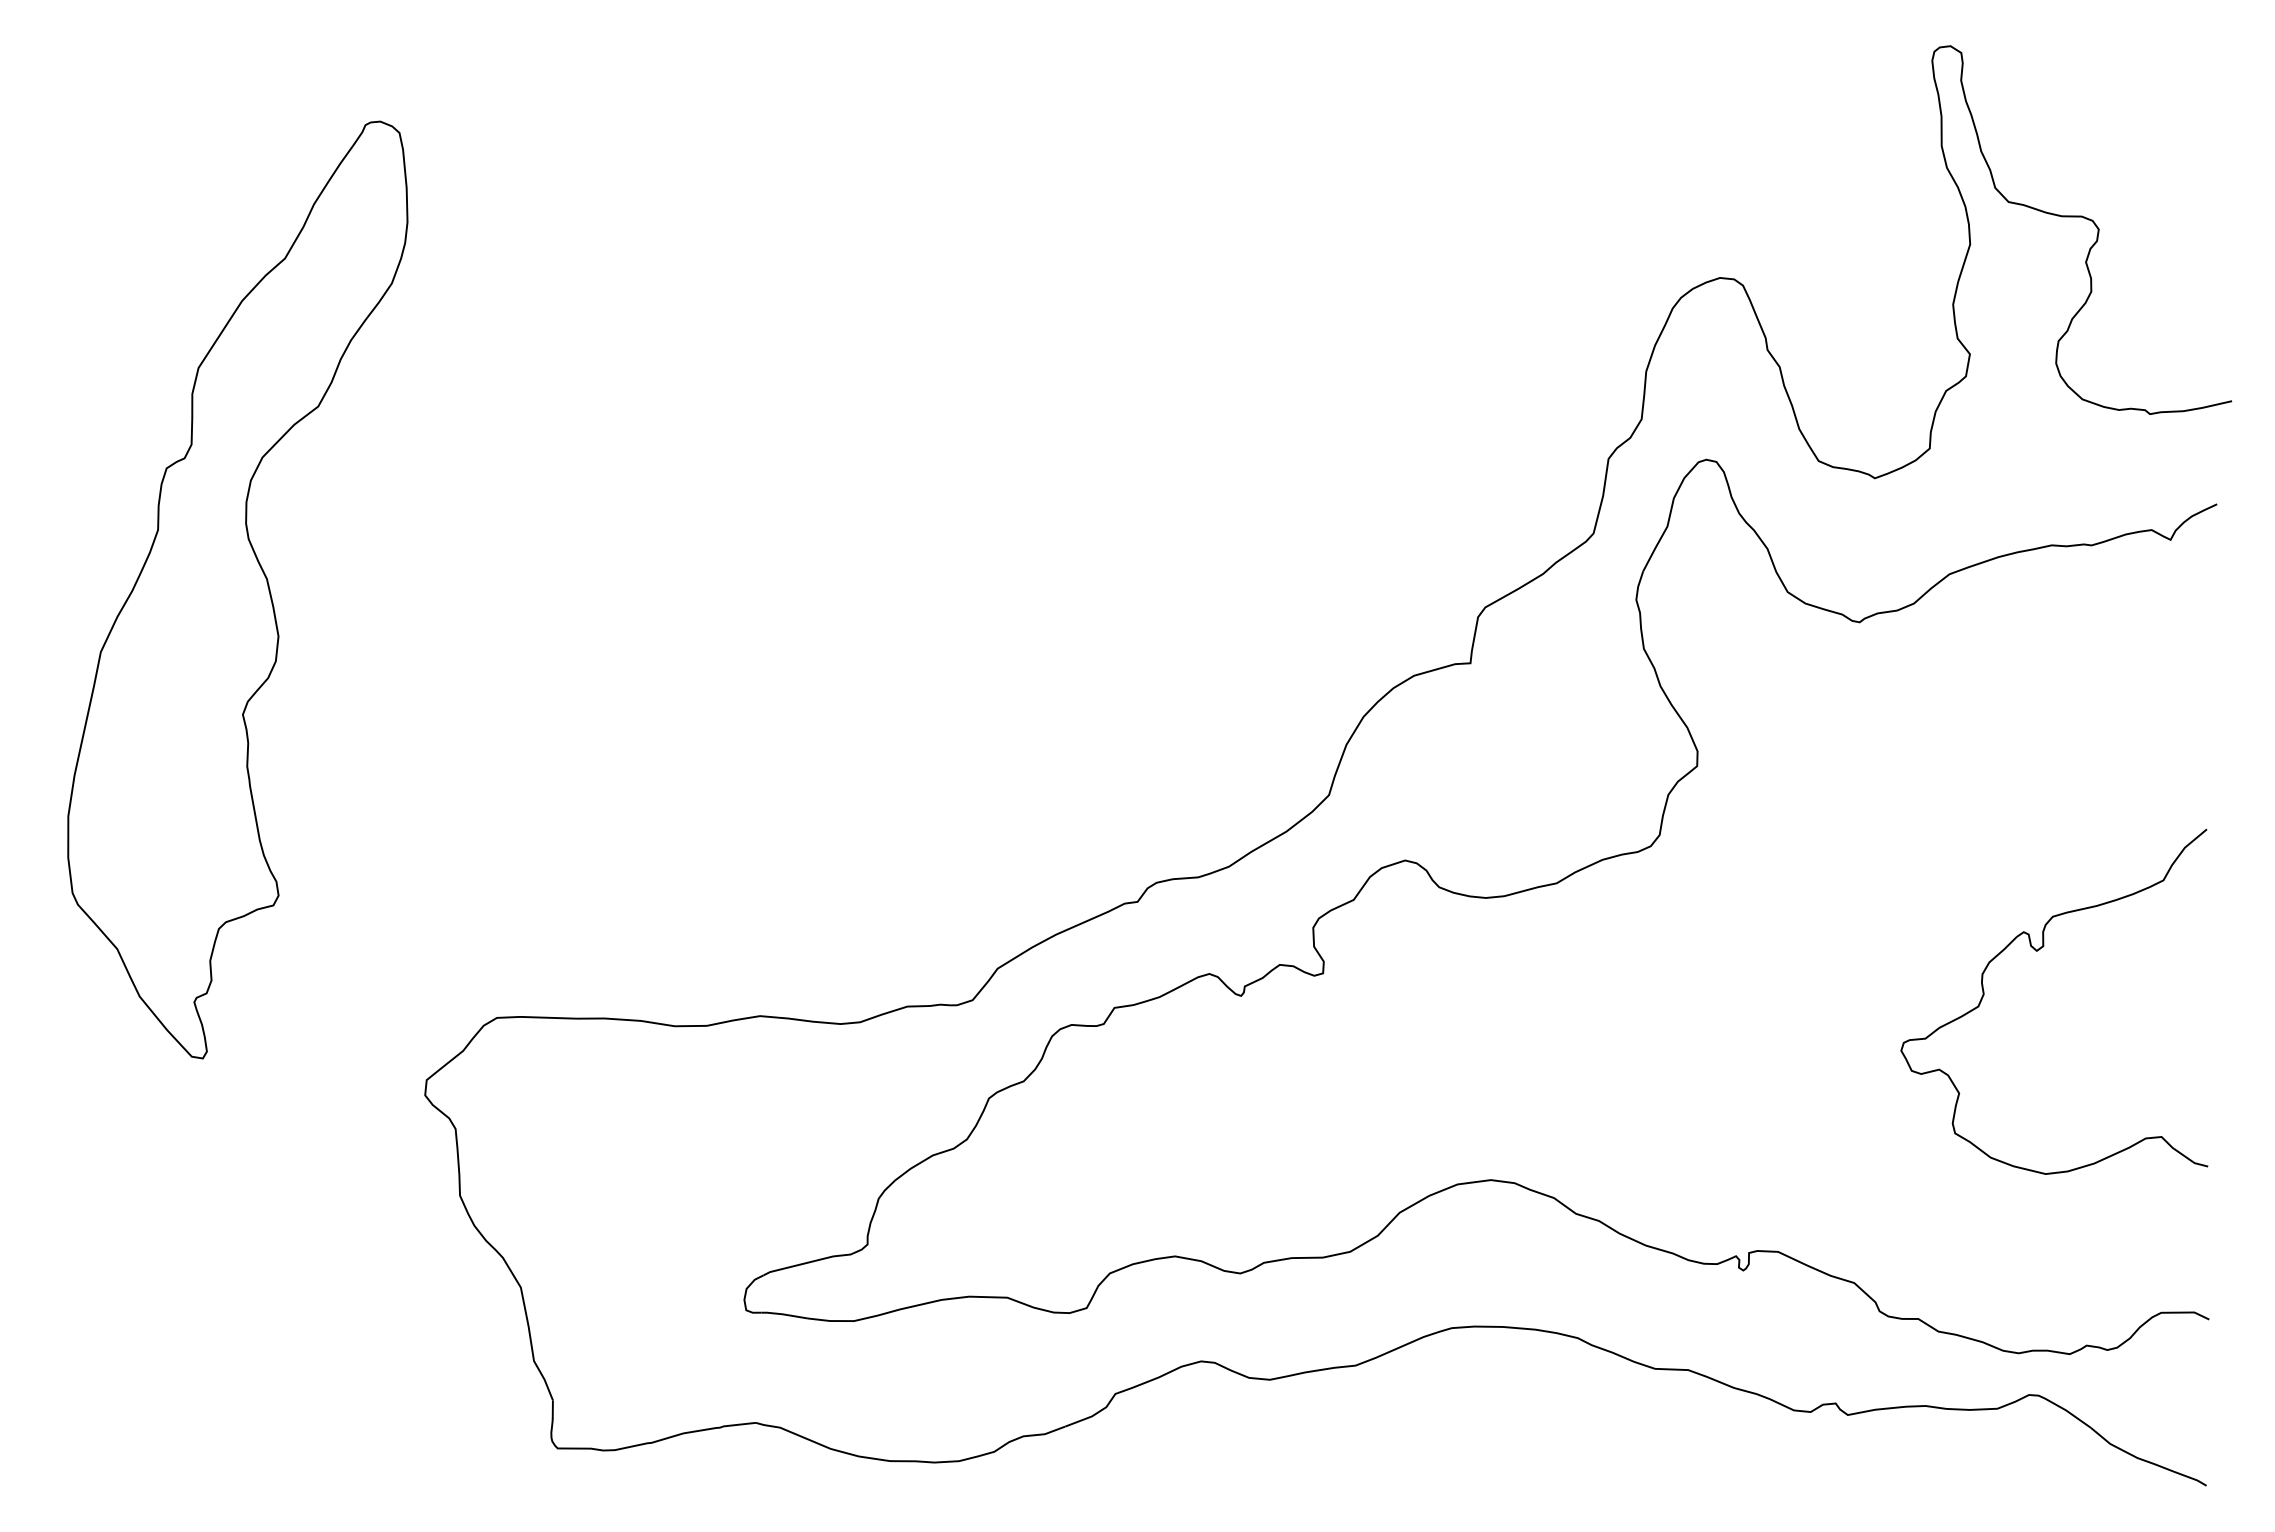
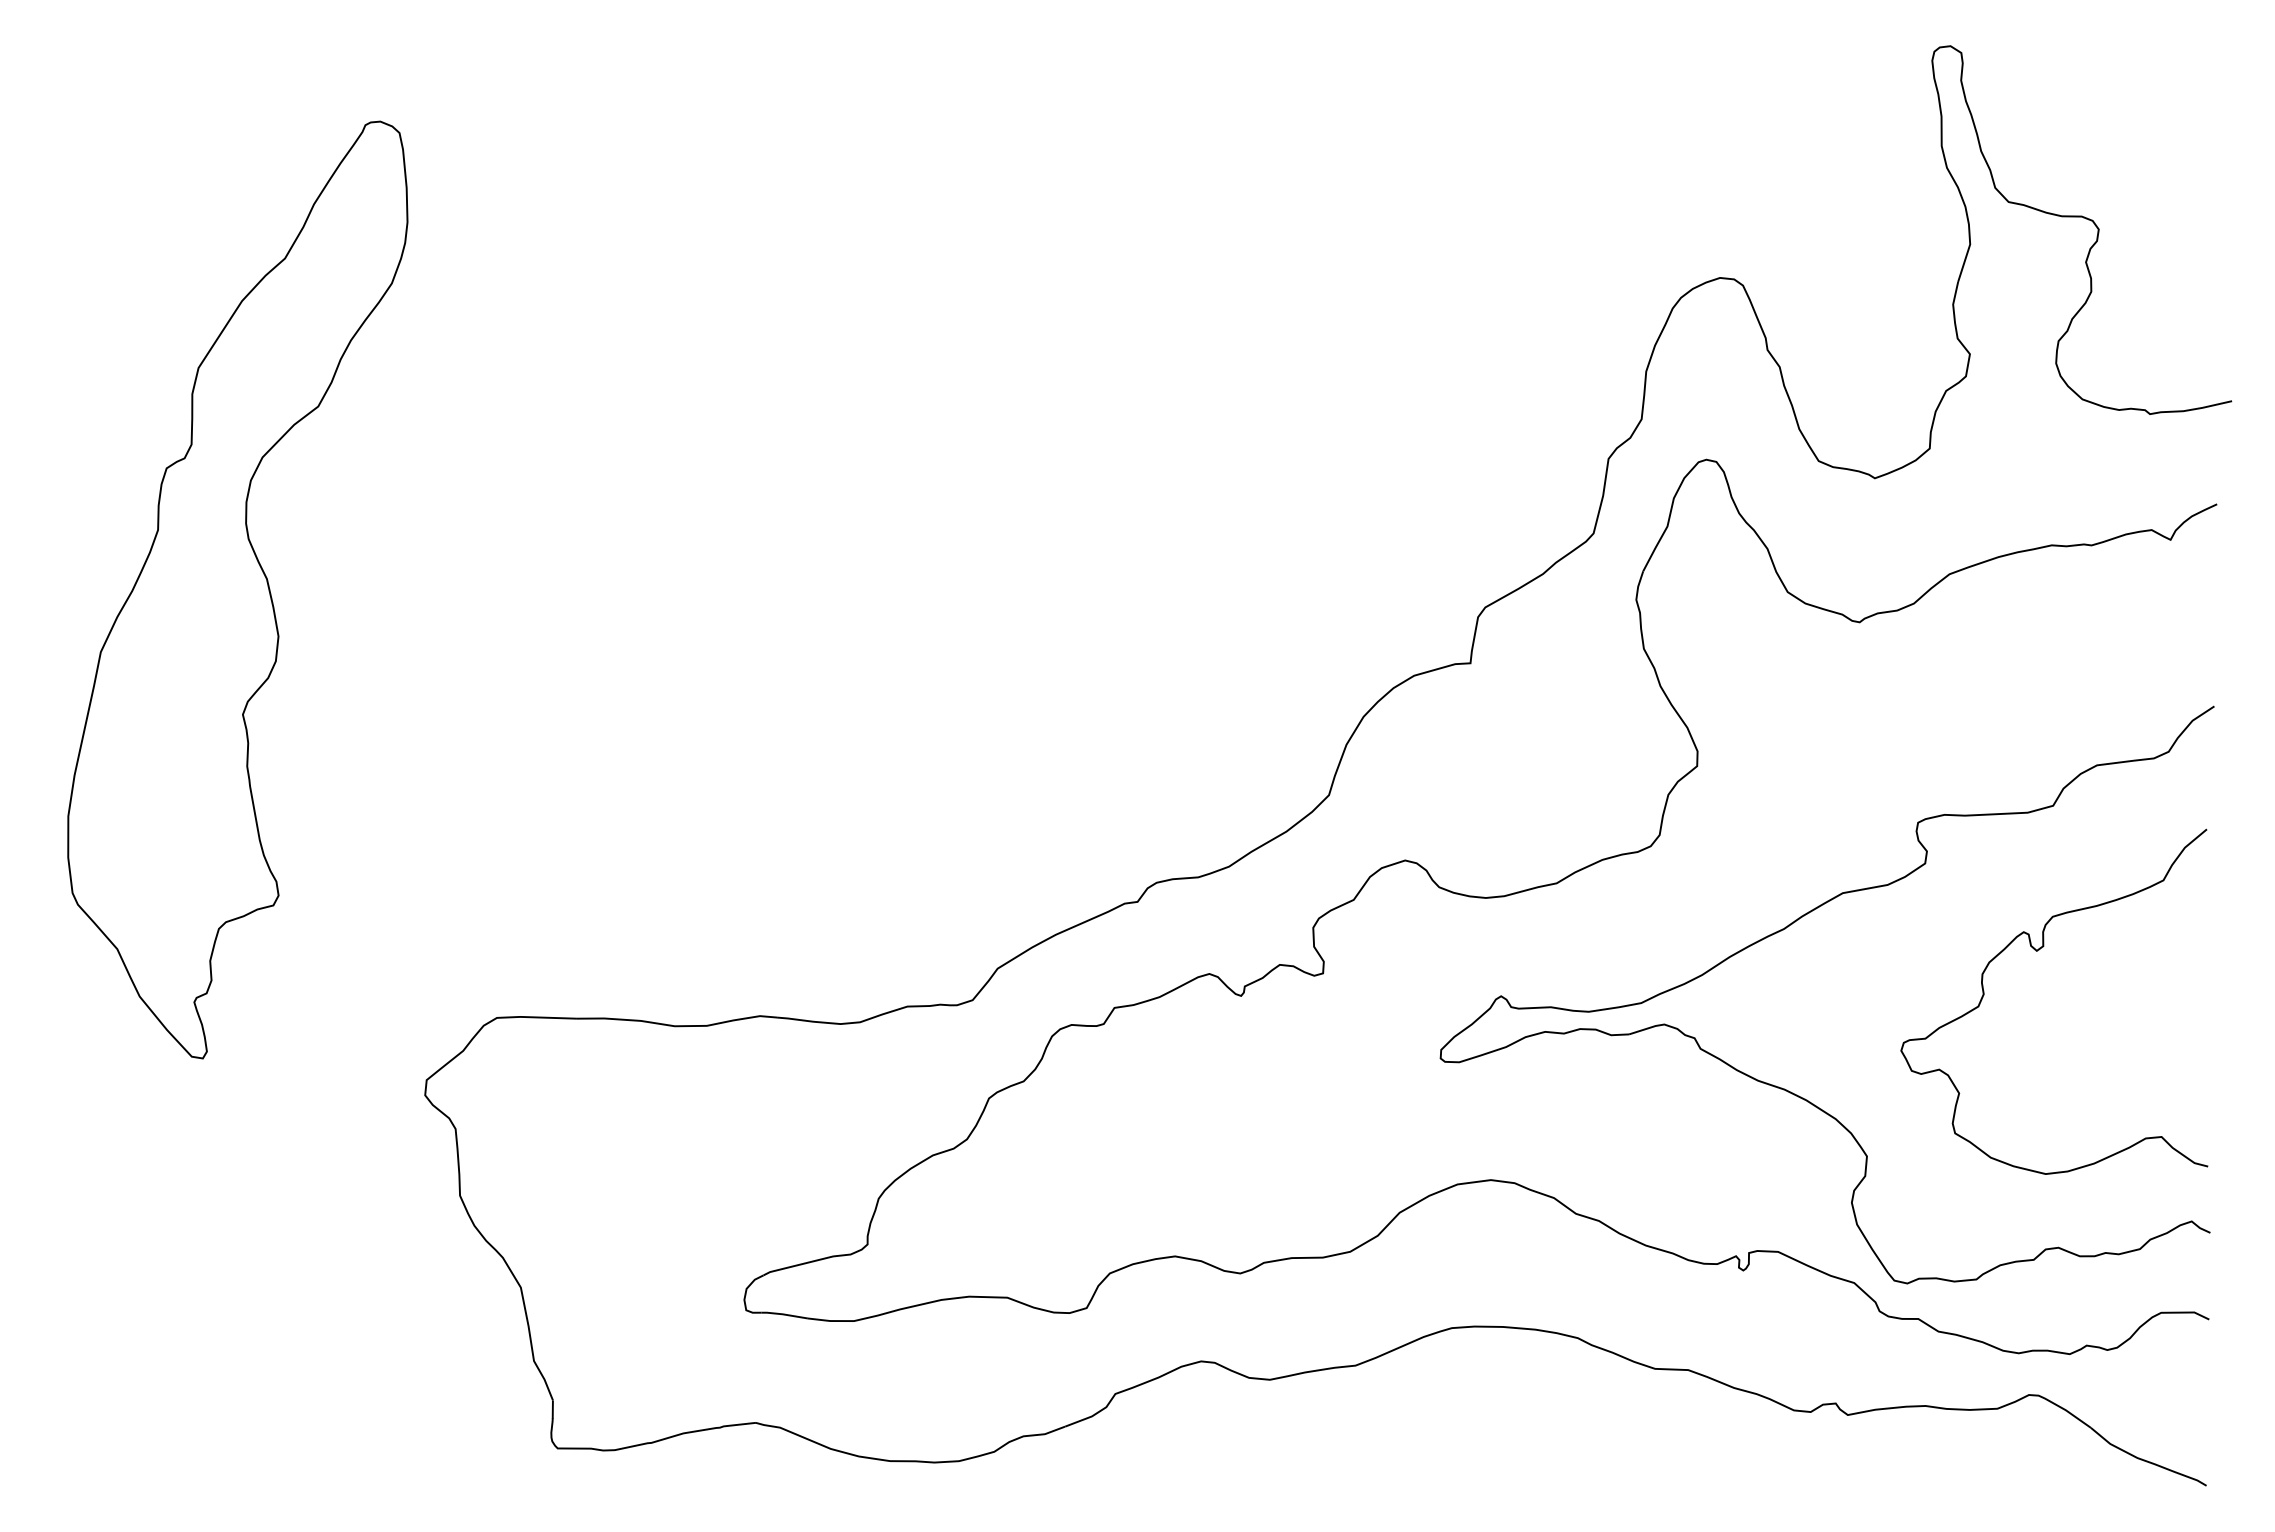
part: none -> present (1785, 929)
